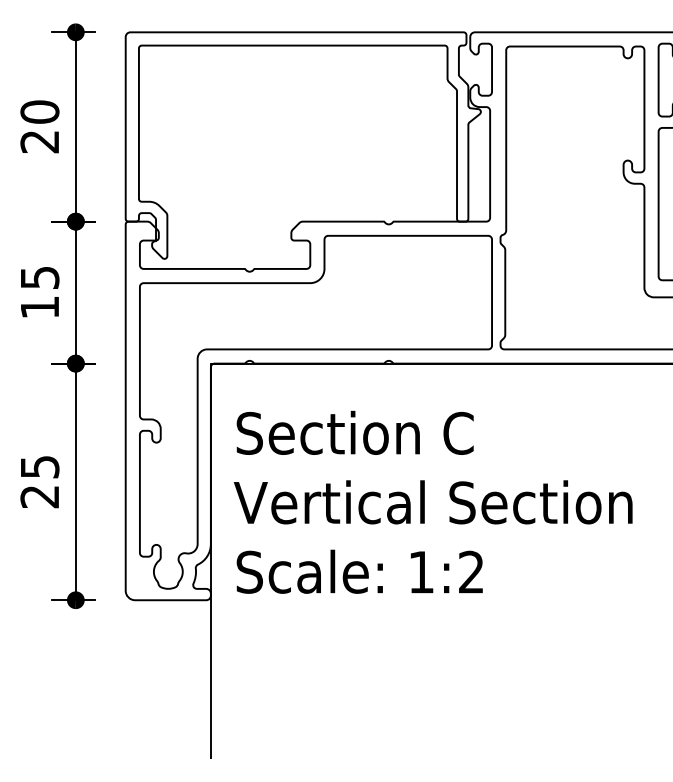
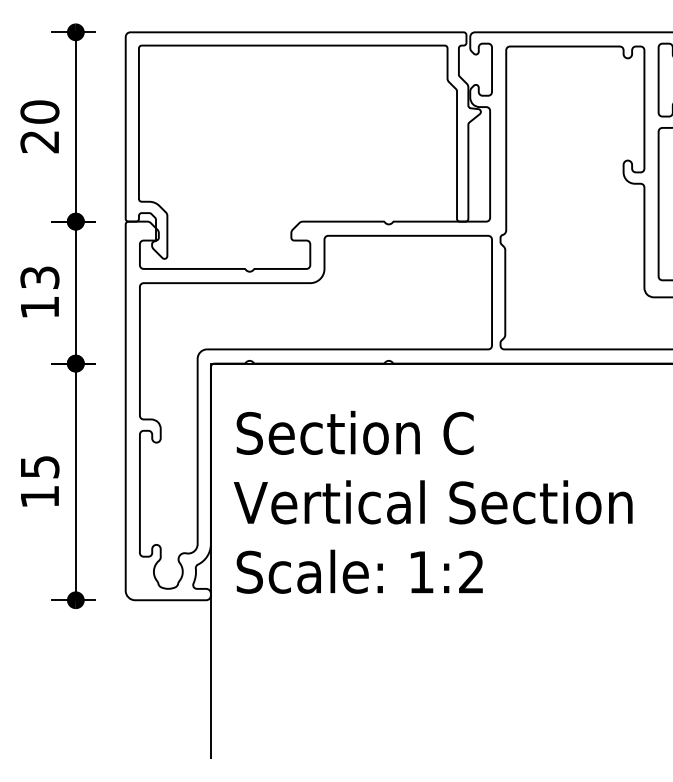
text: 15 -> 13 (39, 277)
text: 25 -> 15 (39, 497)
